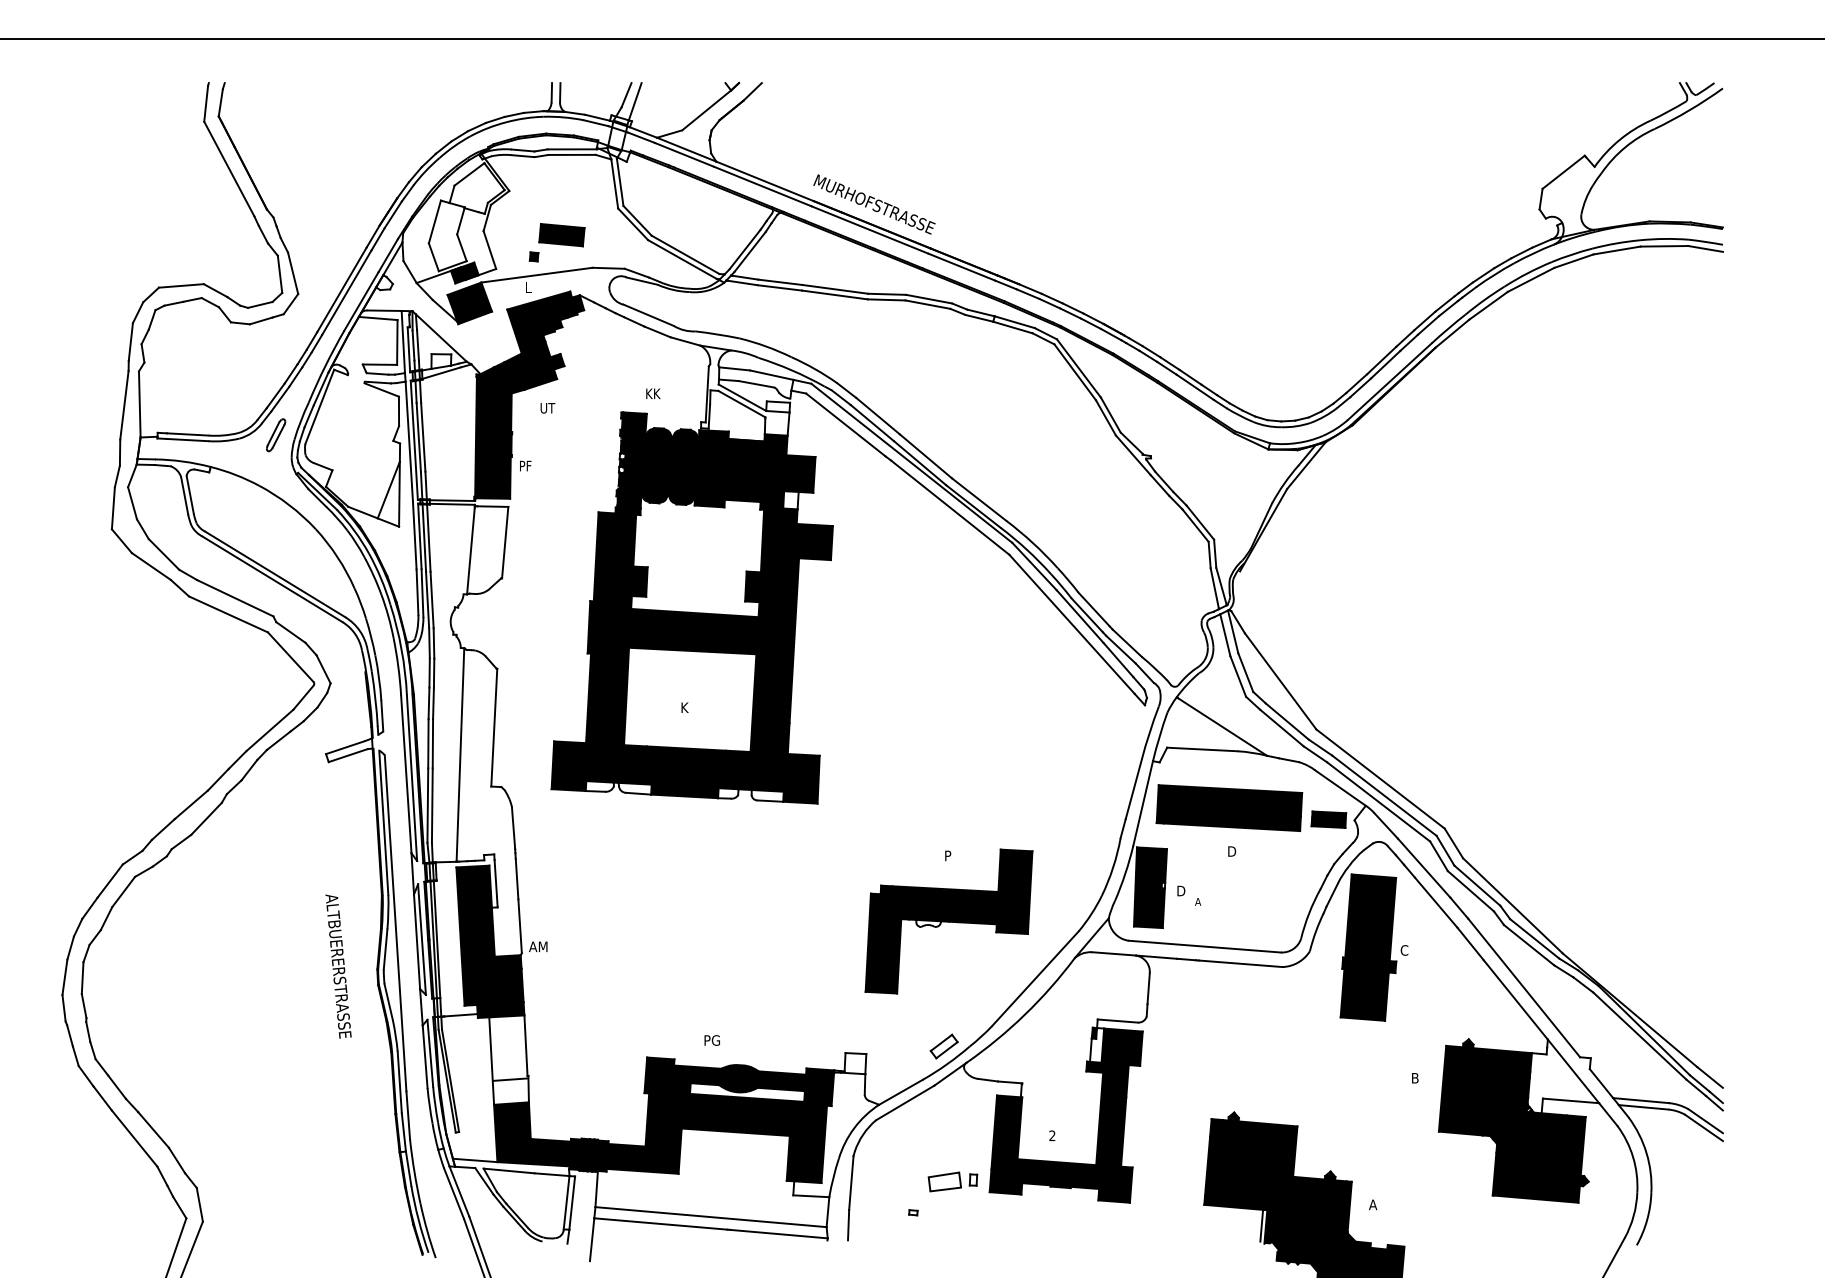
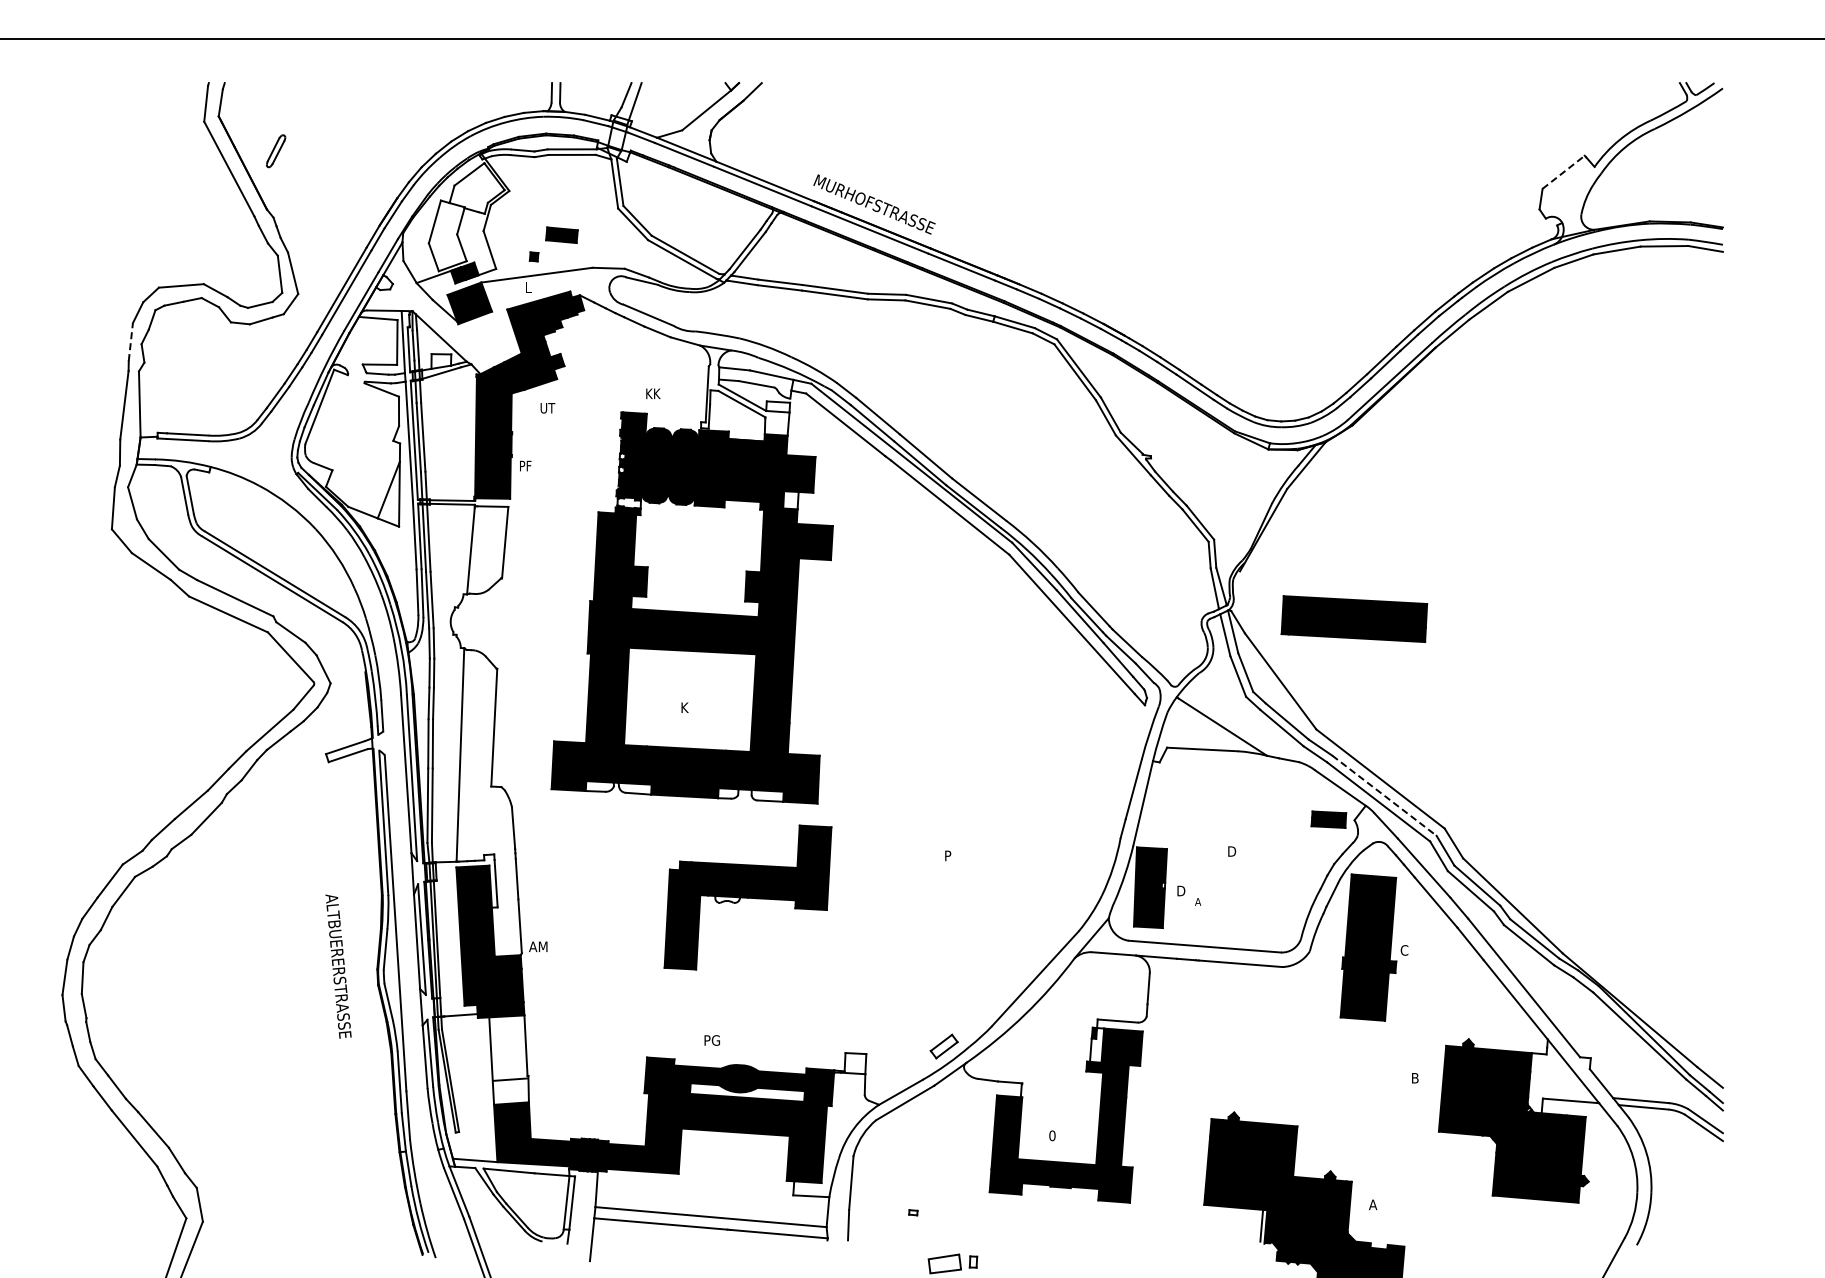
line: solid -> dashed (1563, 172)
part size: 48x25 px -> 34x18 px (561, 234)
line: solid -> dashed (130, 341)
part position: (276, 435) -> (276, 151) (276, 151)
fill: present -> none (629, 502)
line: solid -> dashed (1384, 795)
part position: (1229, 807) -> (1354, 618) (1354, 618)
part position: (948, 921) -> (747, 897) (747, 897)
text: 2 -> 0 (1052, 1135)
part position: (952, 1181) -> (952, 1263) (952, 1263)
